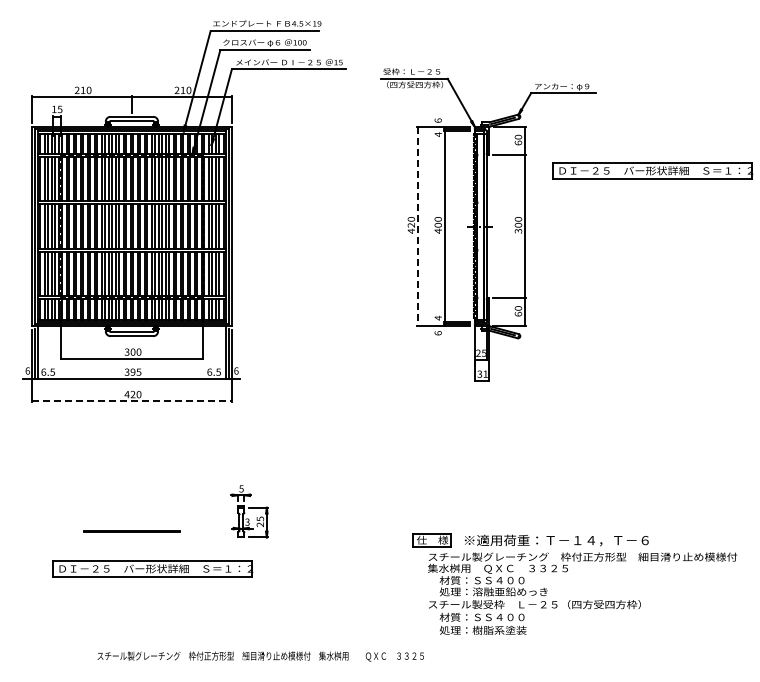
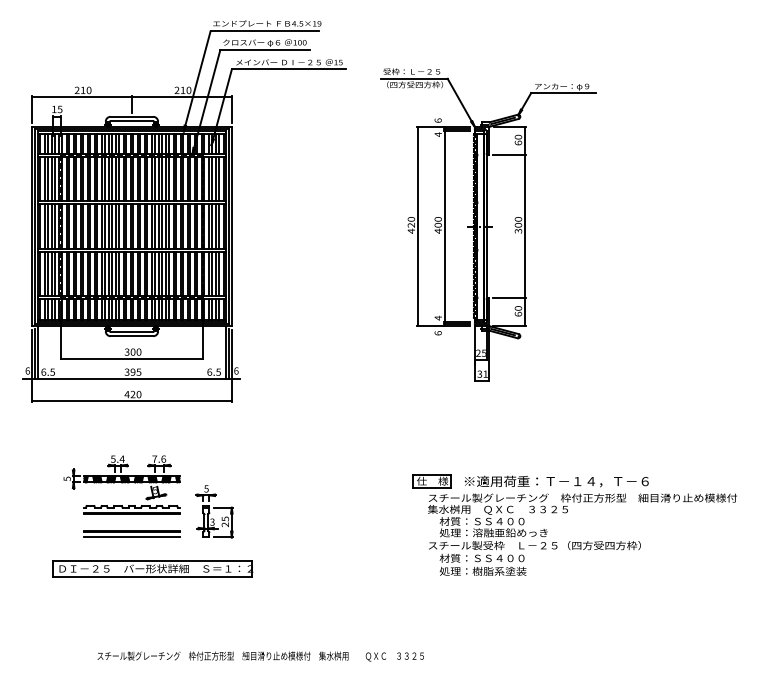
part: present -> none (652, 170)
line: dashed -> solid (417, 226)
line: dashed -> solid (131, 400)
part: none -> present (121, 484)
part position: (249, 511) -> (214, 511) (214, 511)
line: none -> present (131, 537)
part position: (567, 571) -> (567, 512) (567, 512)
